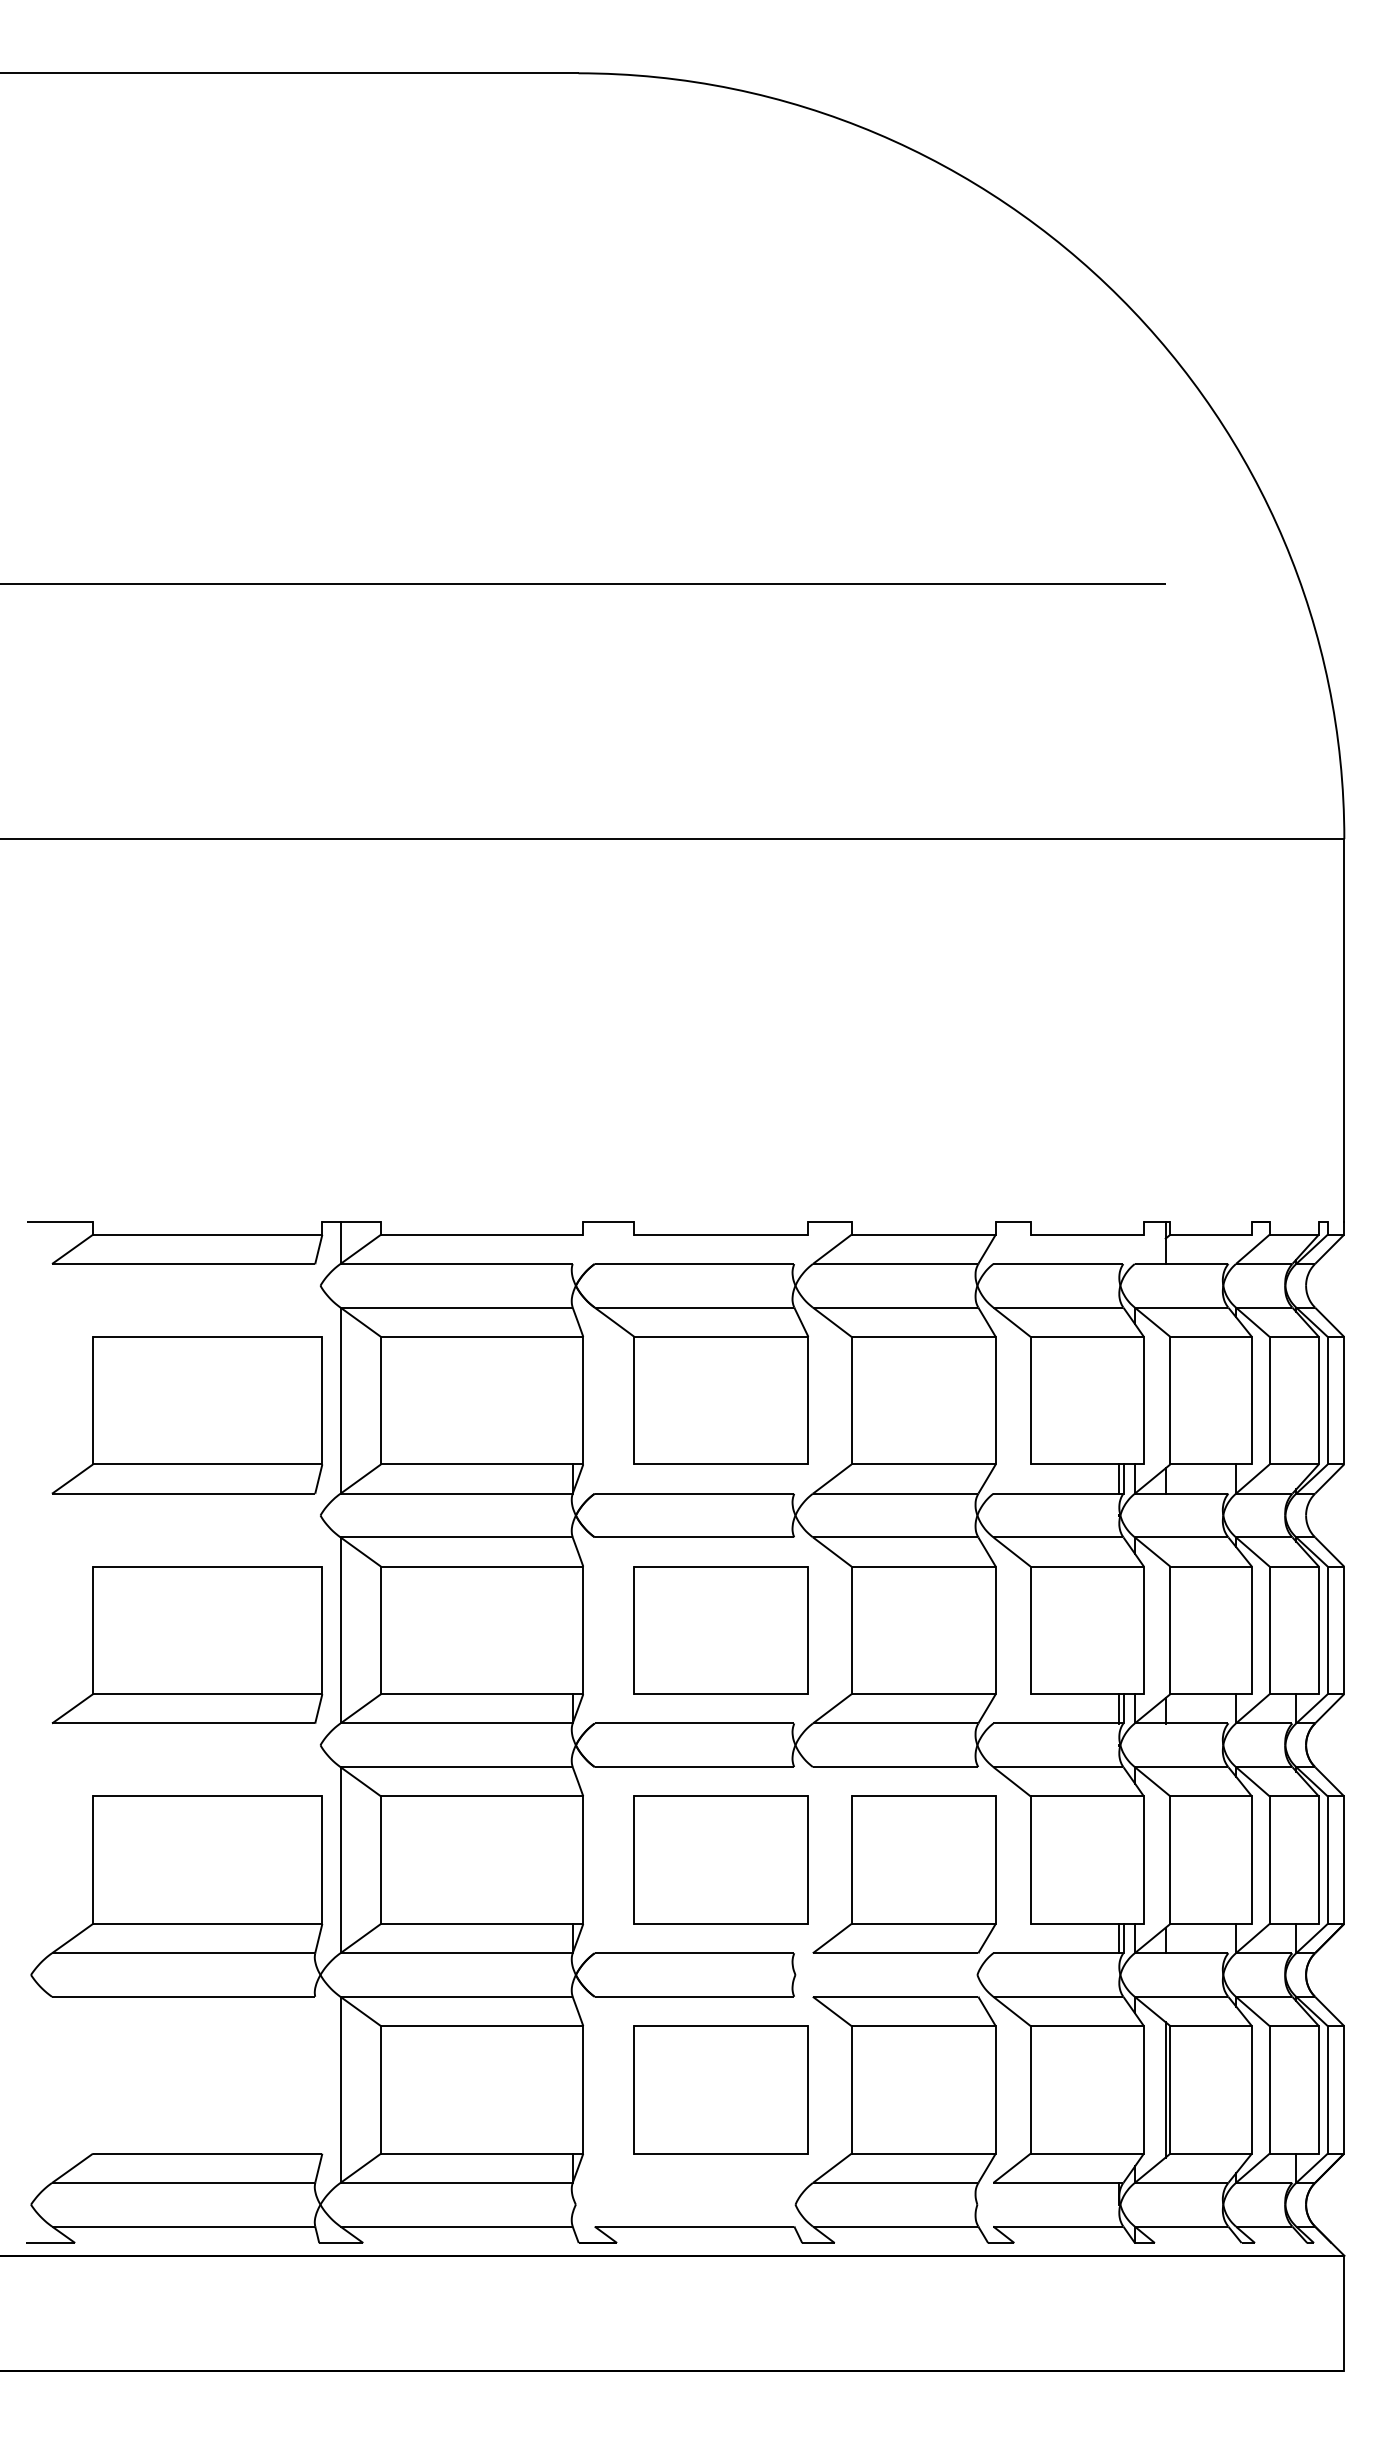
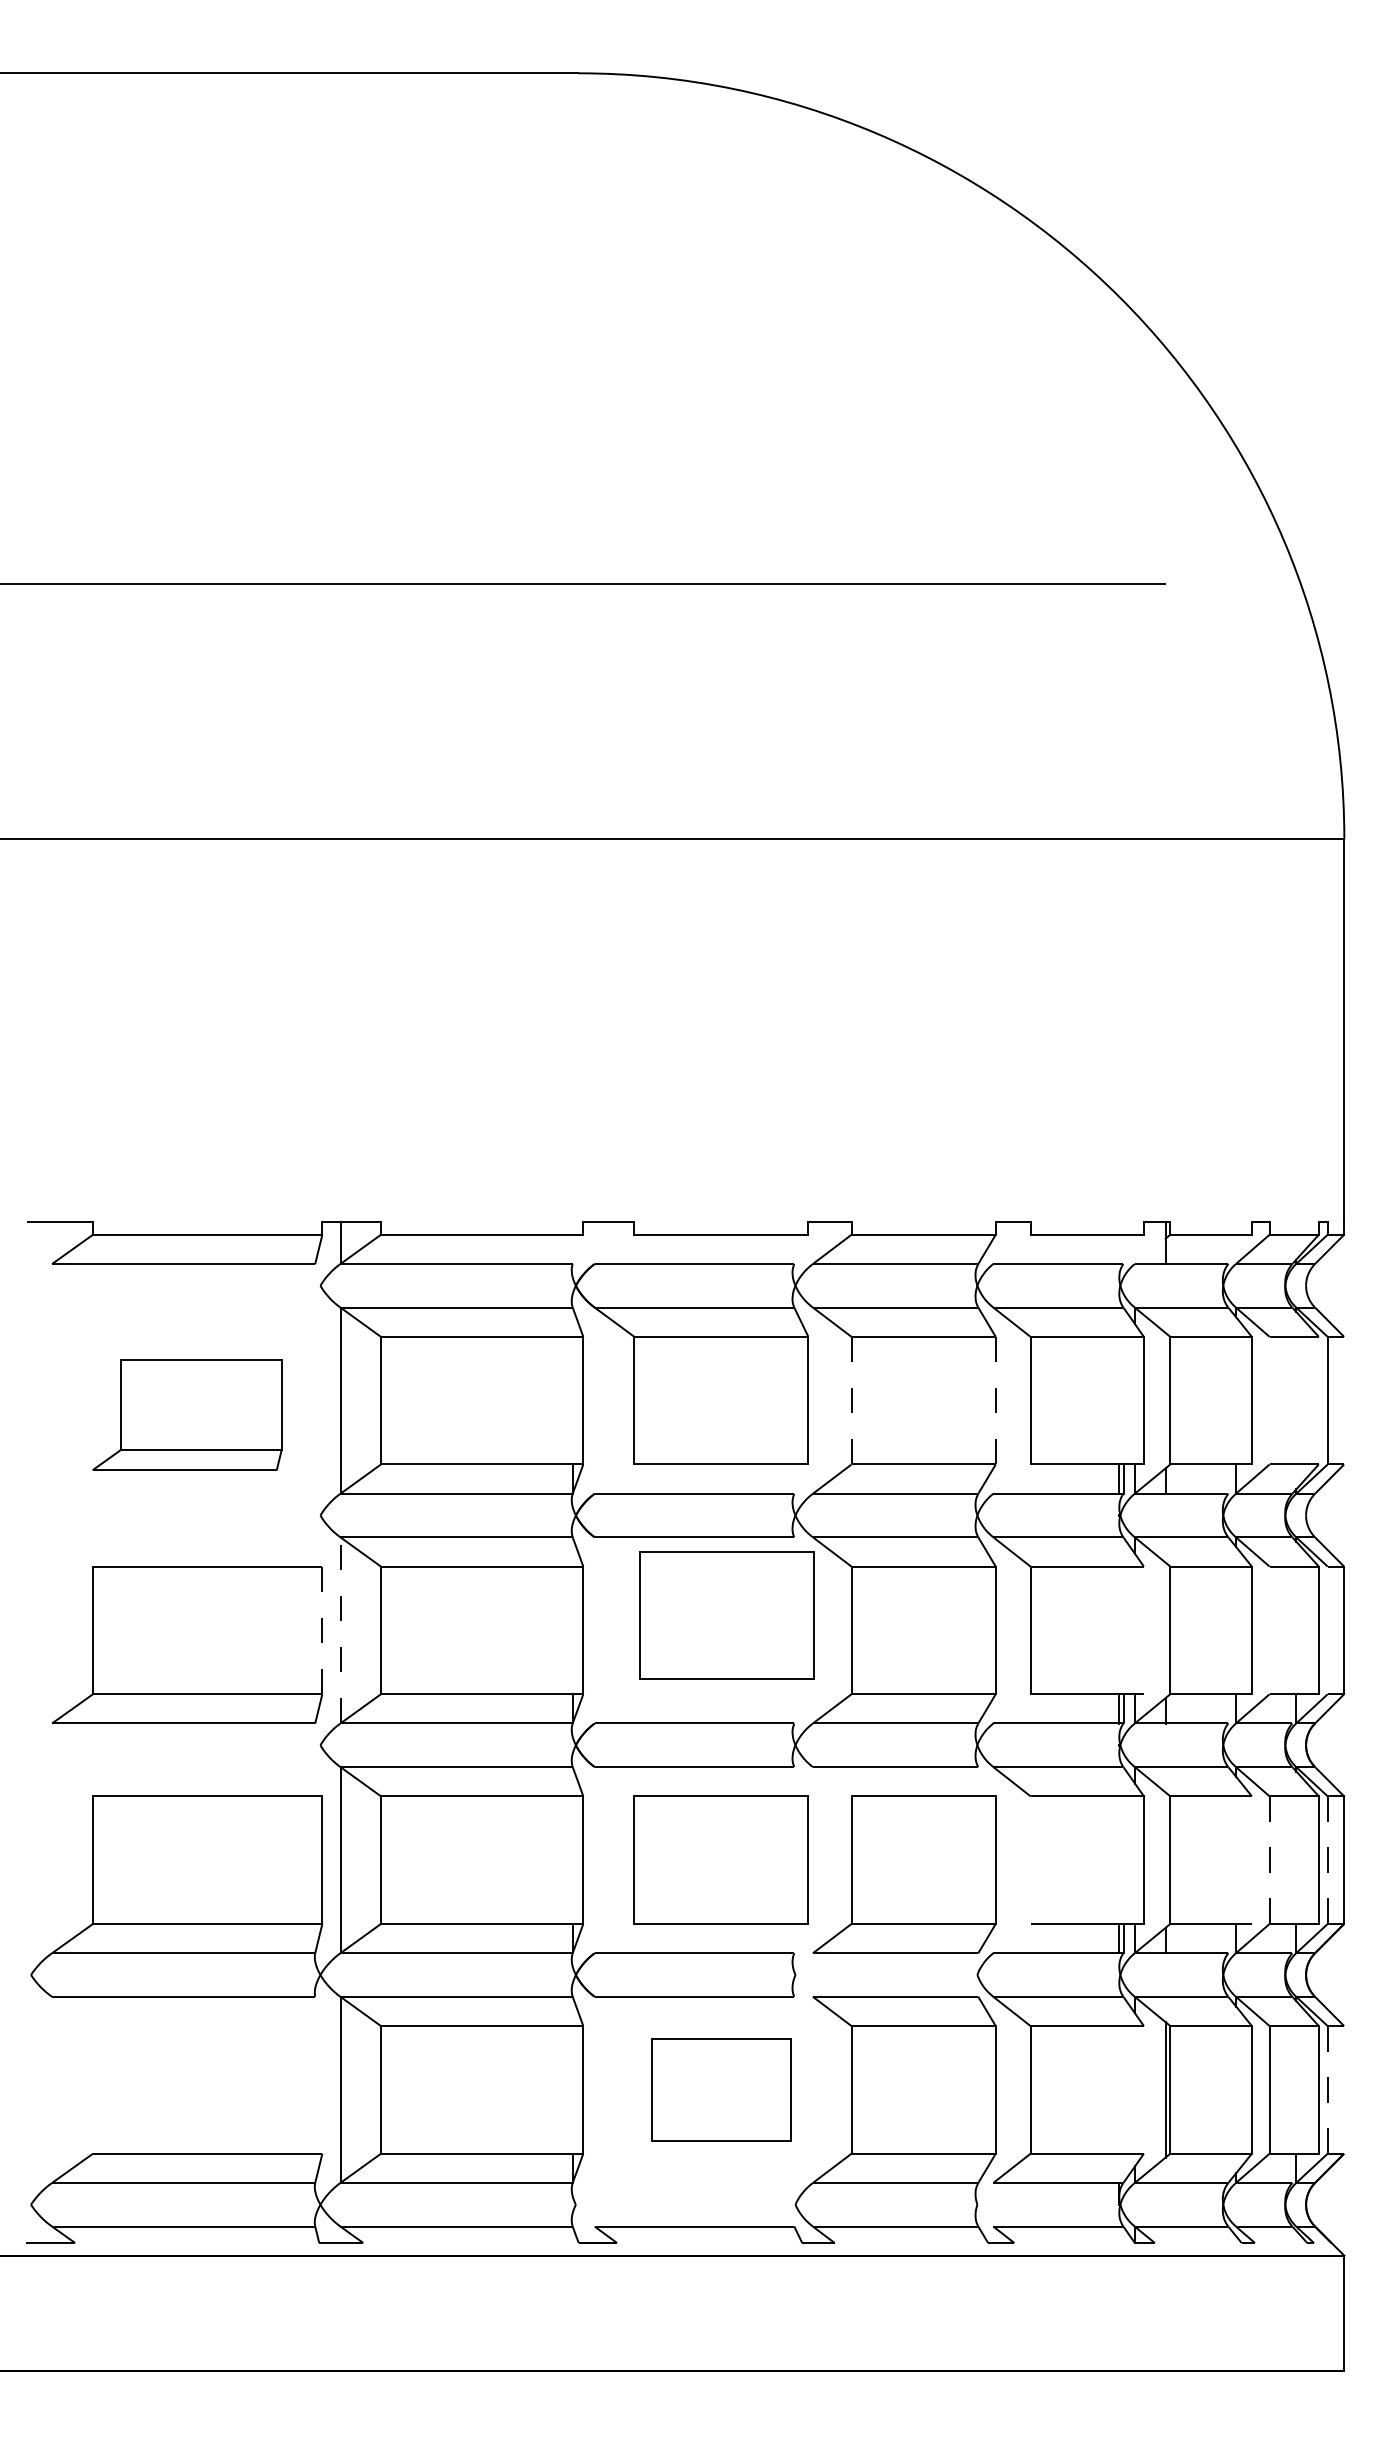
line: solid -> dashed (851, 1400)
line: solid -> dashed (995, 1400)
line: present -> none (1269, 1400)
line: present -> none (1318, 1400)
line: present -> none (1344, 1400)
part size: 272x159 px -> 191x112 px (187, 1414)
line: solid -> dashed (322, 1630)
line: solid -> dashed (340, 1630)
part position: (720, 1630) -> (726, 1615) (726, 1615)
line: present -> none (1143, 1630)
line: present -> none (1269, 1630)
line: present -> none (1327, 1630)
line: present -> none (1030, 1859)
line: present -> none (1251, 1859)
line: solid -> dashed (1269, 1860)
line: solid -> dashed (1327, 1860)
part size: 176x130 px -> 141x104 px (721, 2089)
line: present -> none (1143, 2089)
line: solid -> dashed (1327, 2089)
line: present -> none (1344, 2089)
